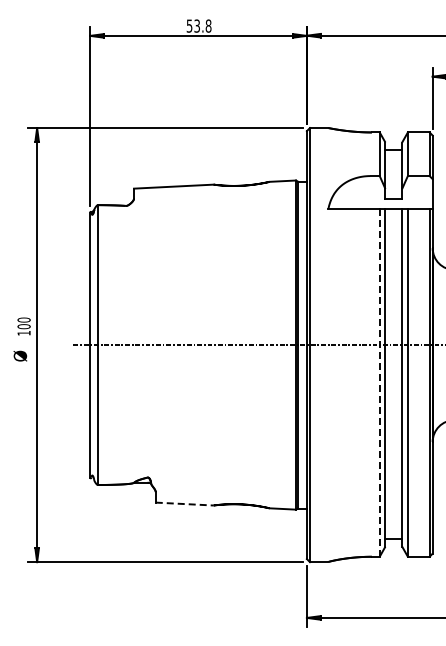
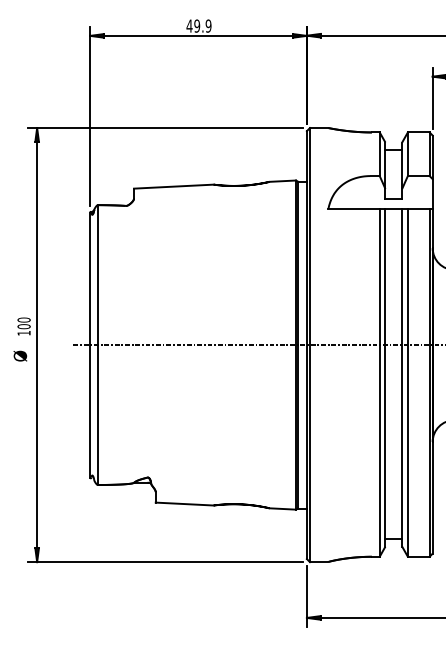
text: 53.8 -> 49.9 (198, 25)
line: dashed -> solid (379, 382)
line: dashed -> solid (184, 504)
